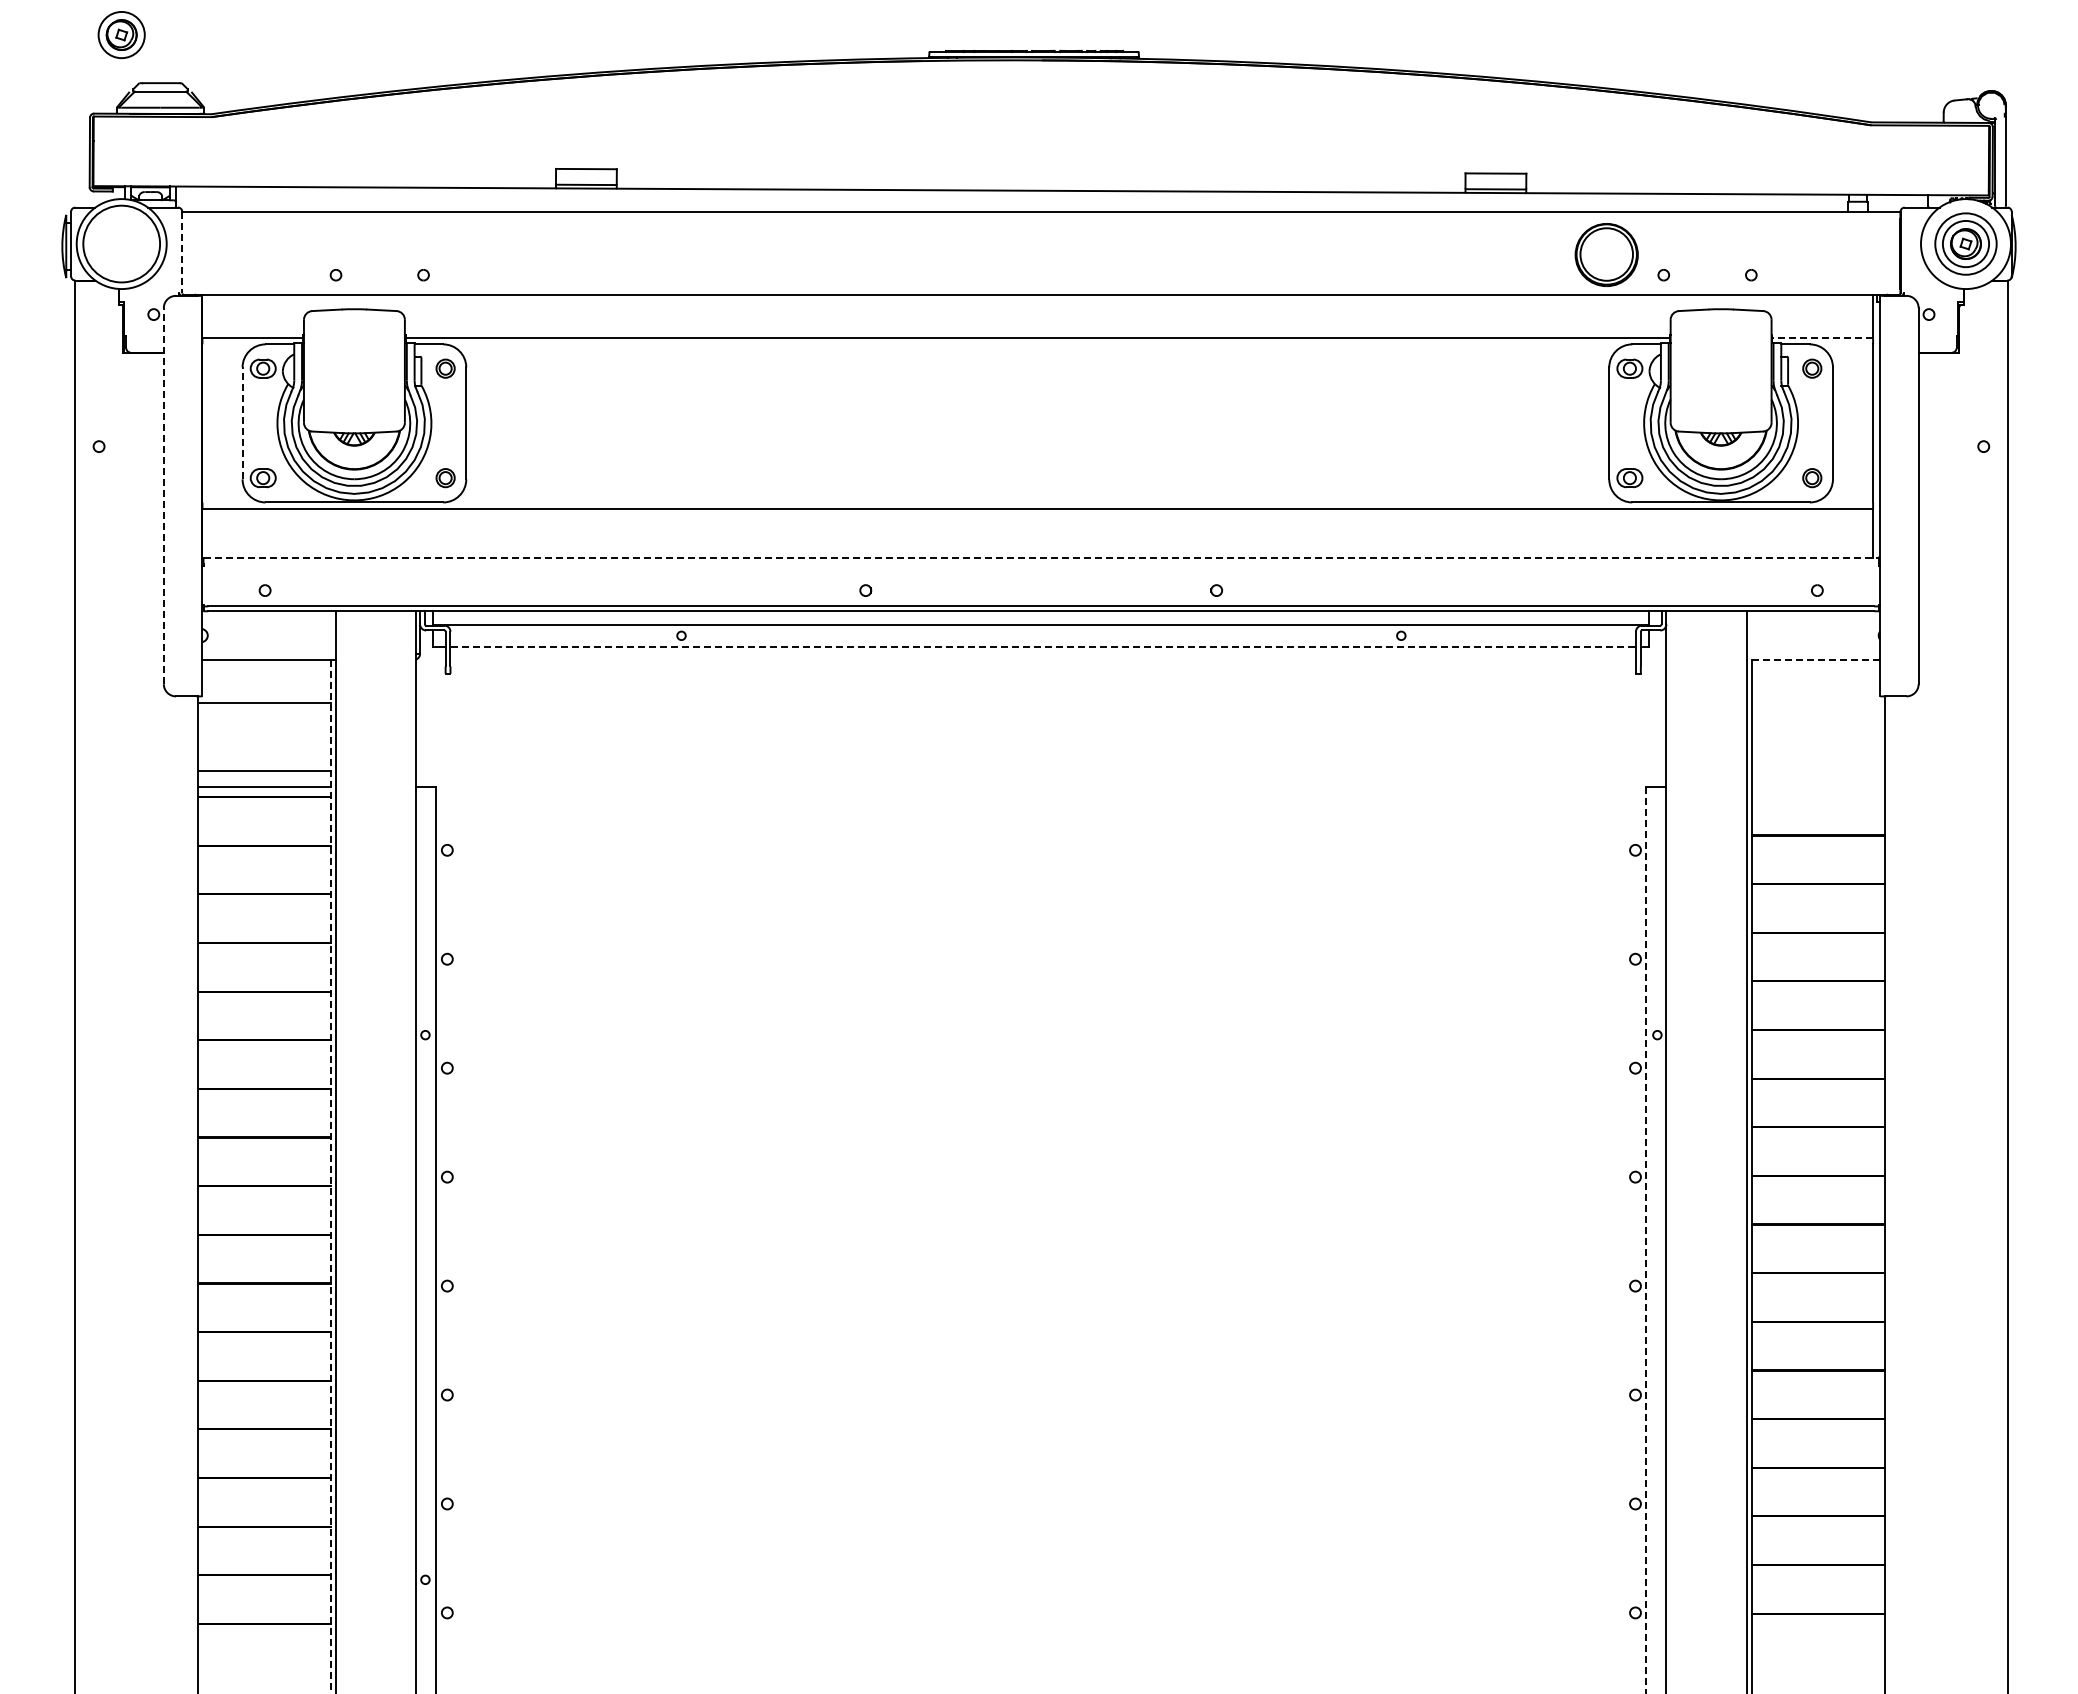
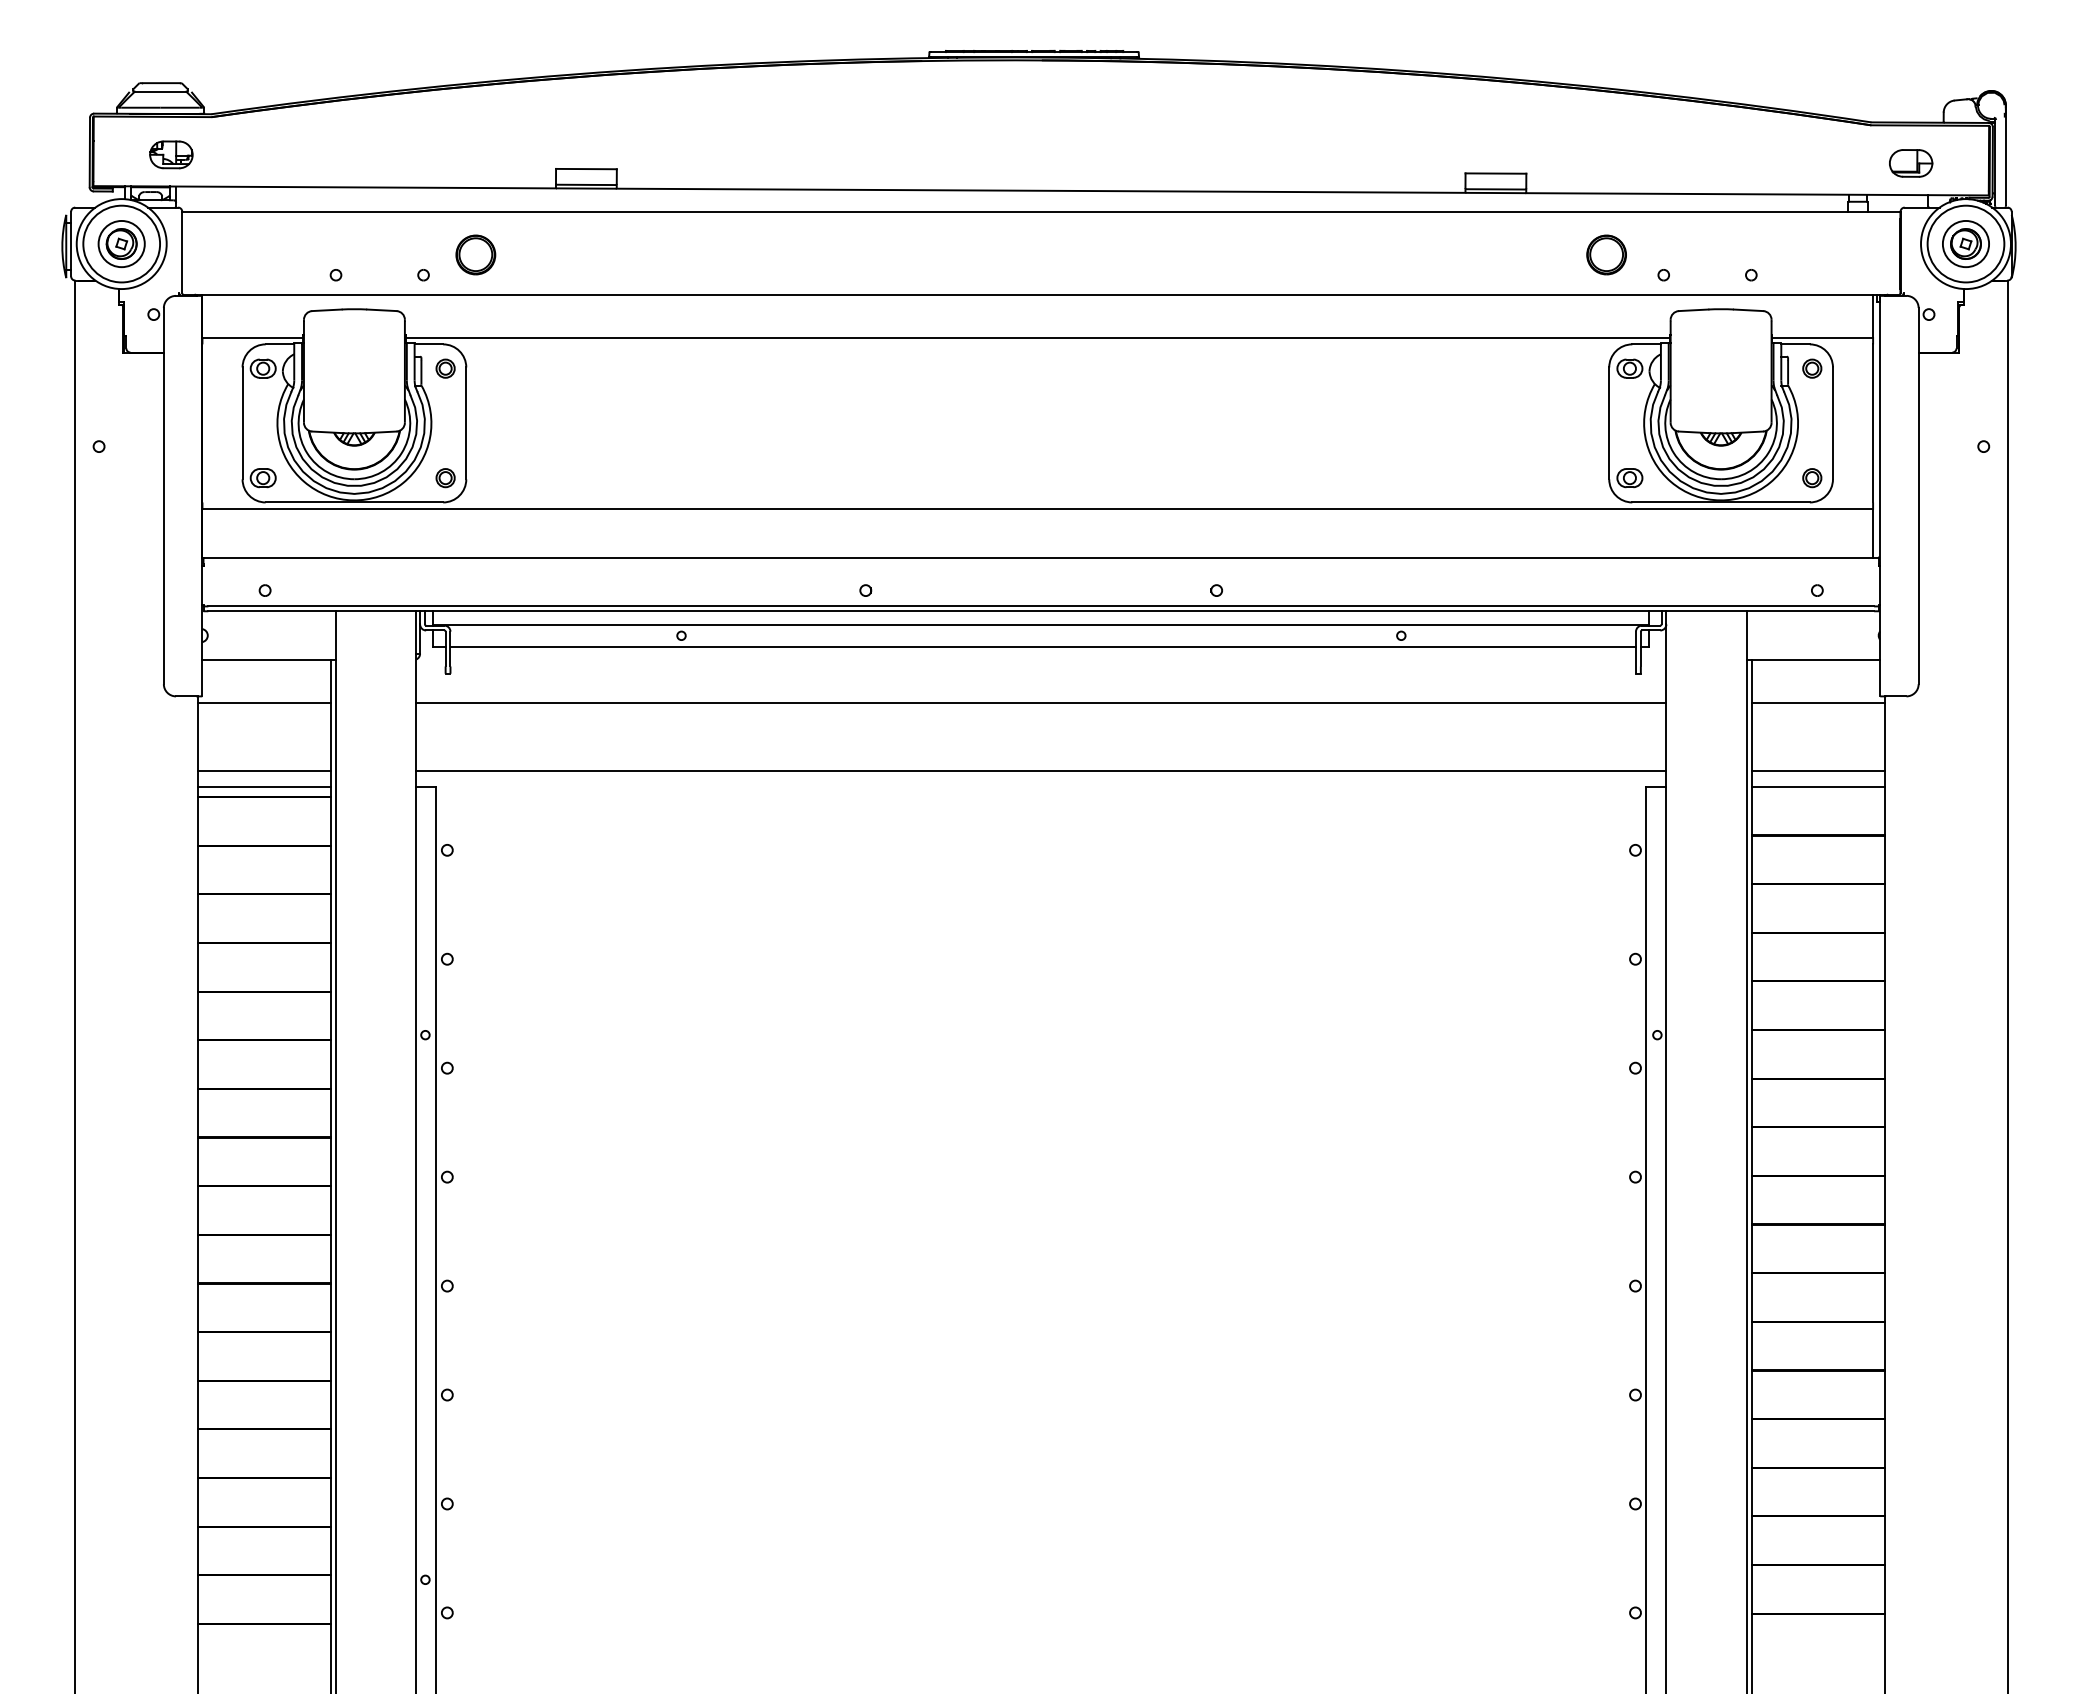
part position: (121, 35) -> (121, 244) (121, 244)
part: none -> present (171, 154)
part: none -> present (1911, 163)
circle diameter: 61 px -> 77 px (1965, 243)
line: dashed -> solid (182, 252)
part: none -> present (475, 254)
part size: 65x64 px -> 41x42 px (1606, 254)
line: dashed -> solid (1822, 338)
line: dashed -> solid (242, 423)
line: dashed -> solid (163, 495)
line: dashed -> solid (1041, 557)
line: dashed -> solid (1043, 646)
line: dashed -> solid (1813, 659)
line: none -> present (1041, 703)
line: none -> present (1818, 703)
line: none -> present (1041, 771)
line: none -> present (1818, 771)
line: none -> present (1818, 787)
line: dashed -> solid (331, 1176)
line: dashed -> solid (1646, 1240)
